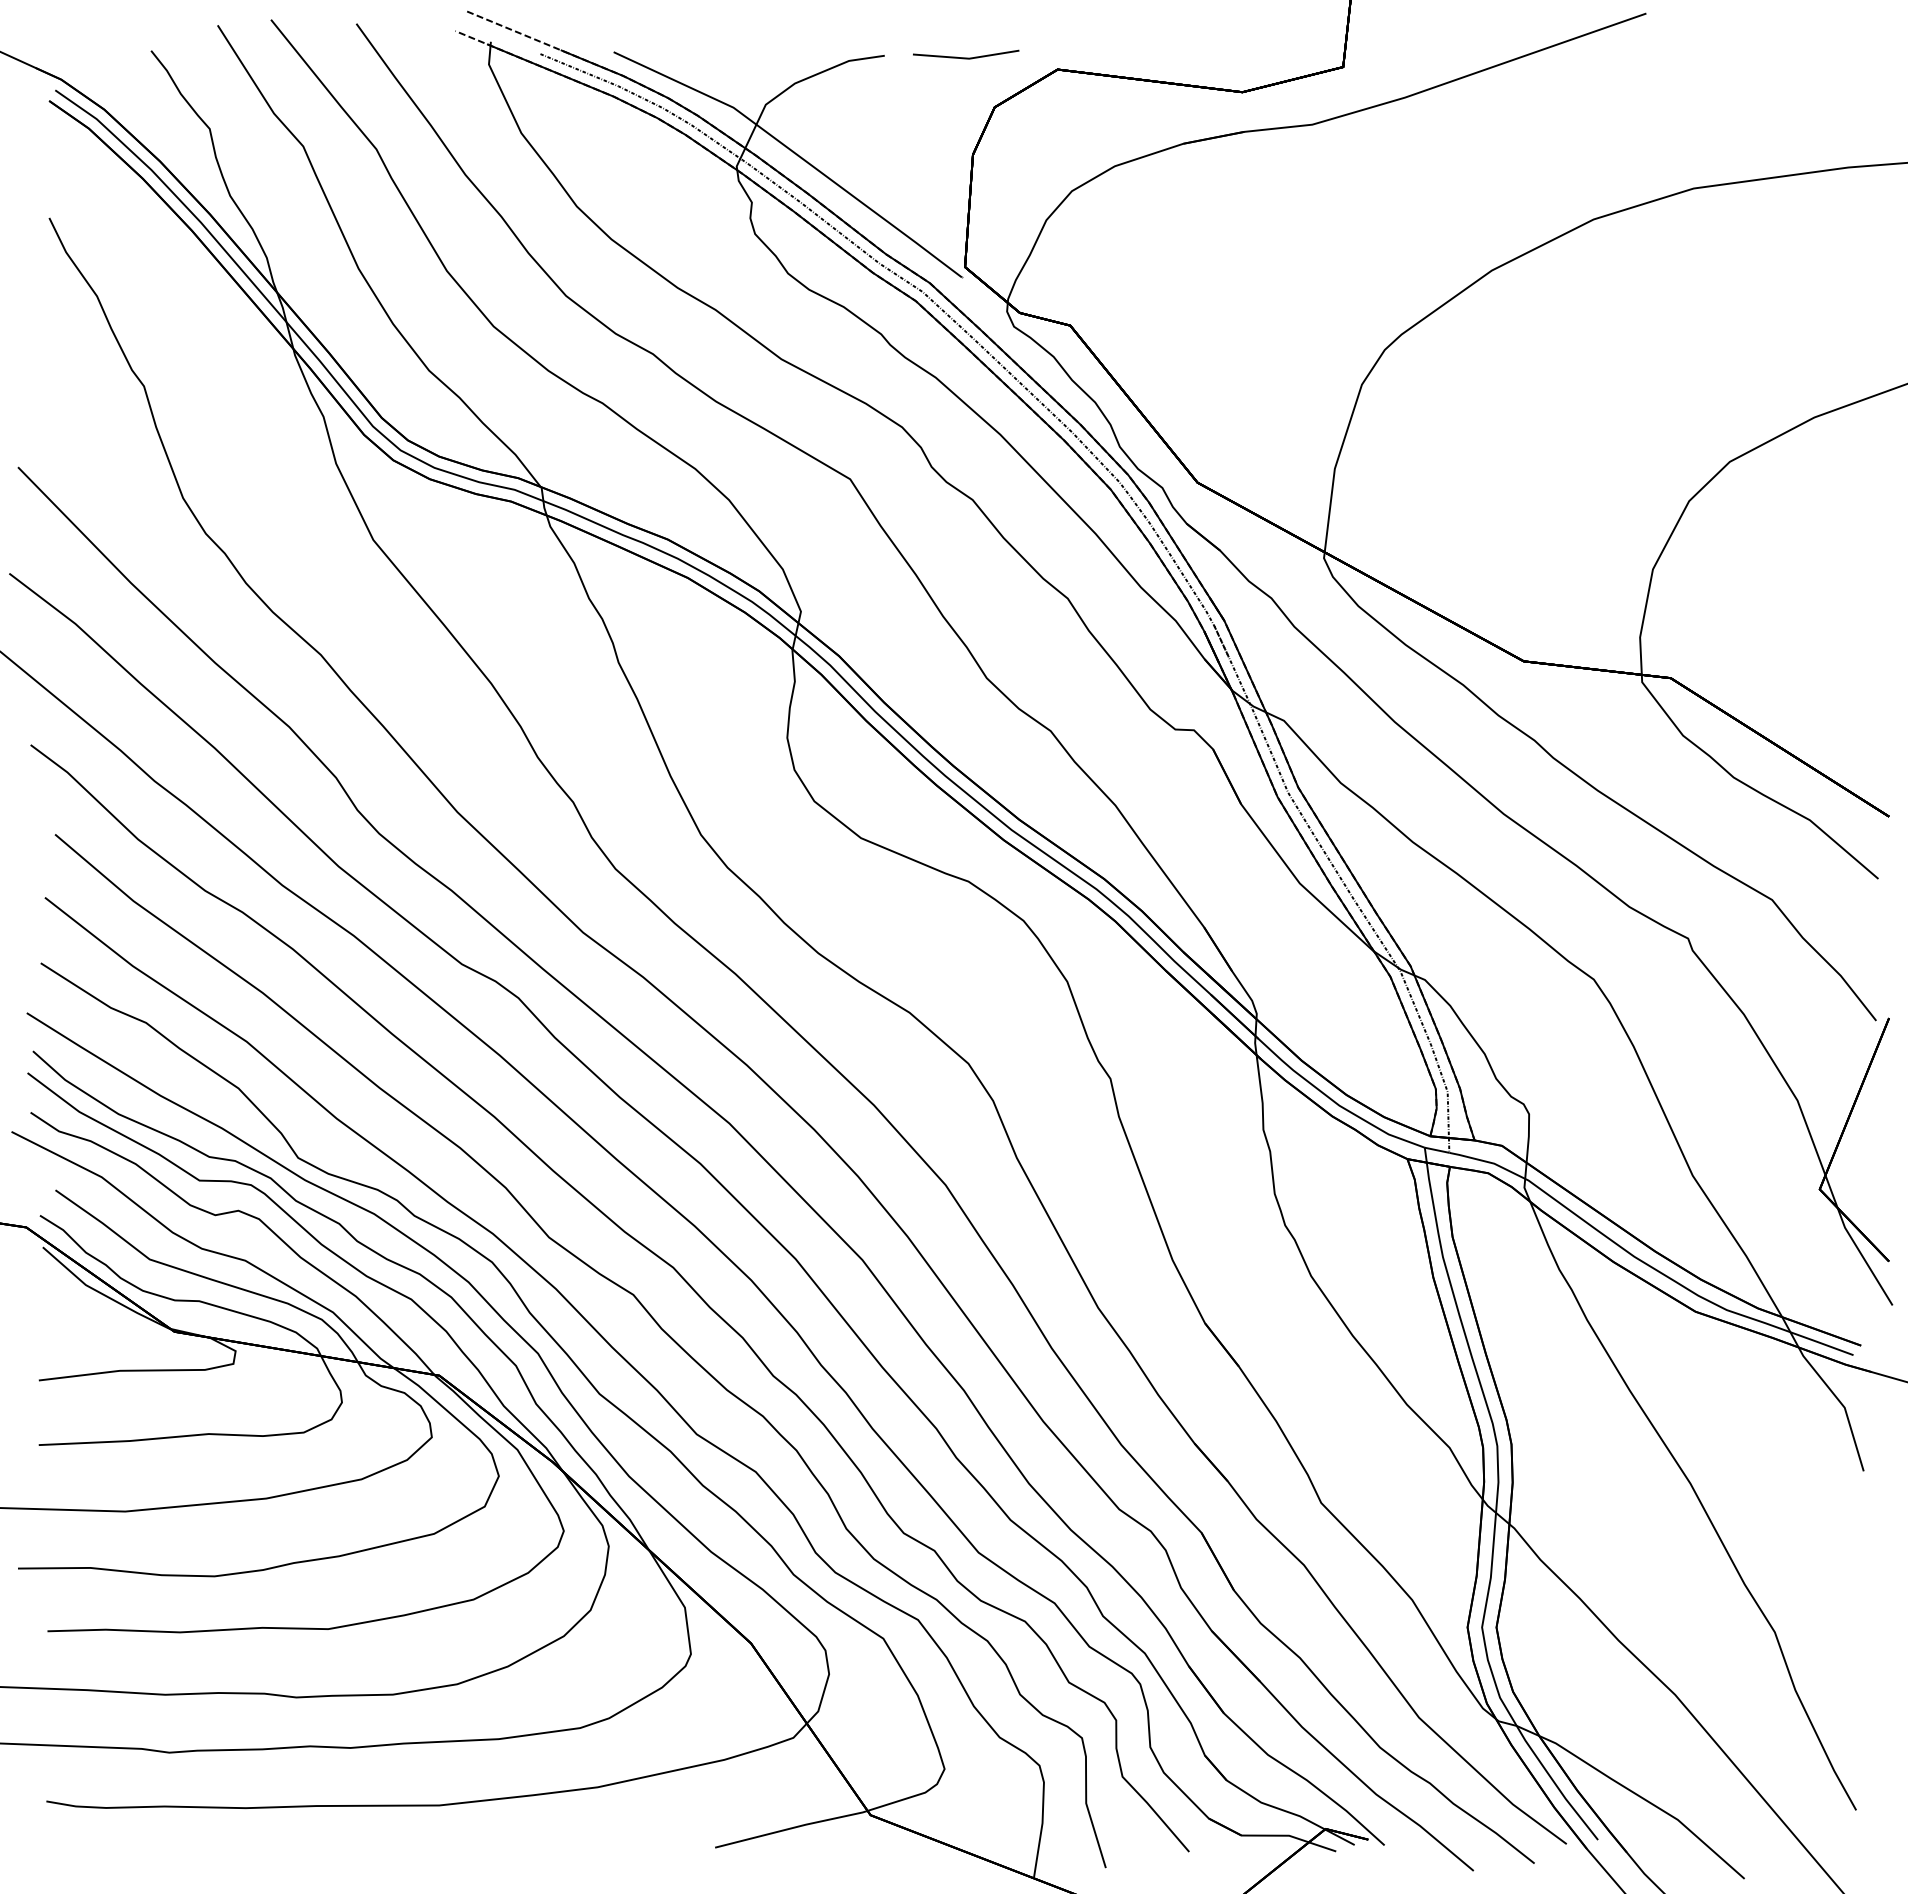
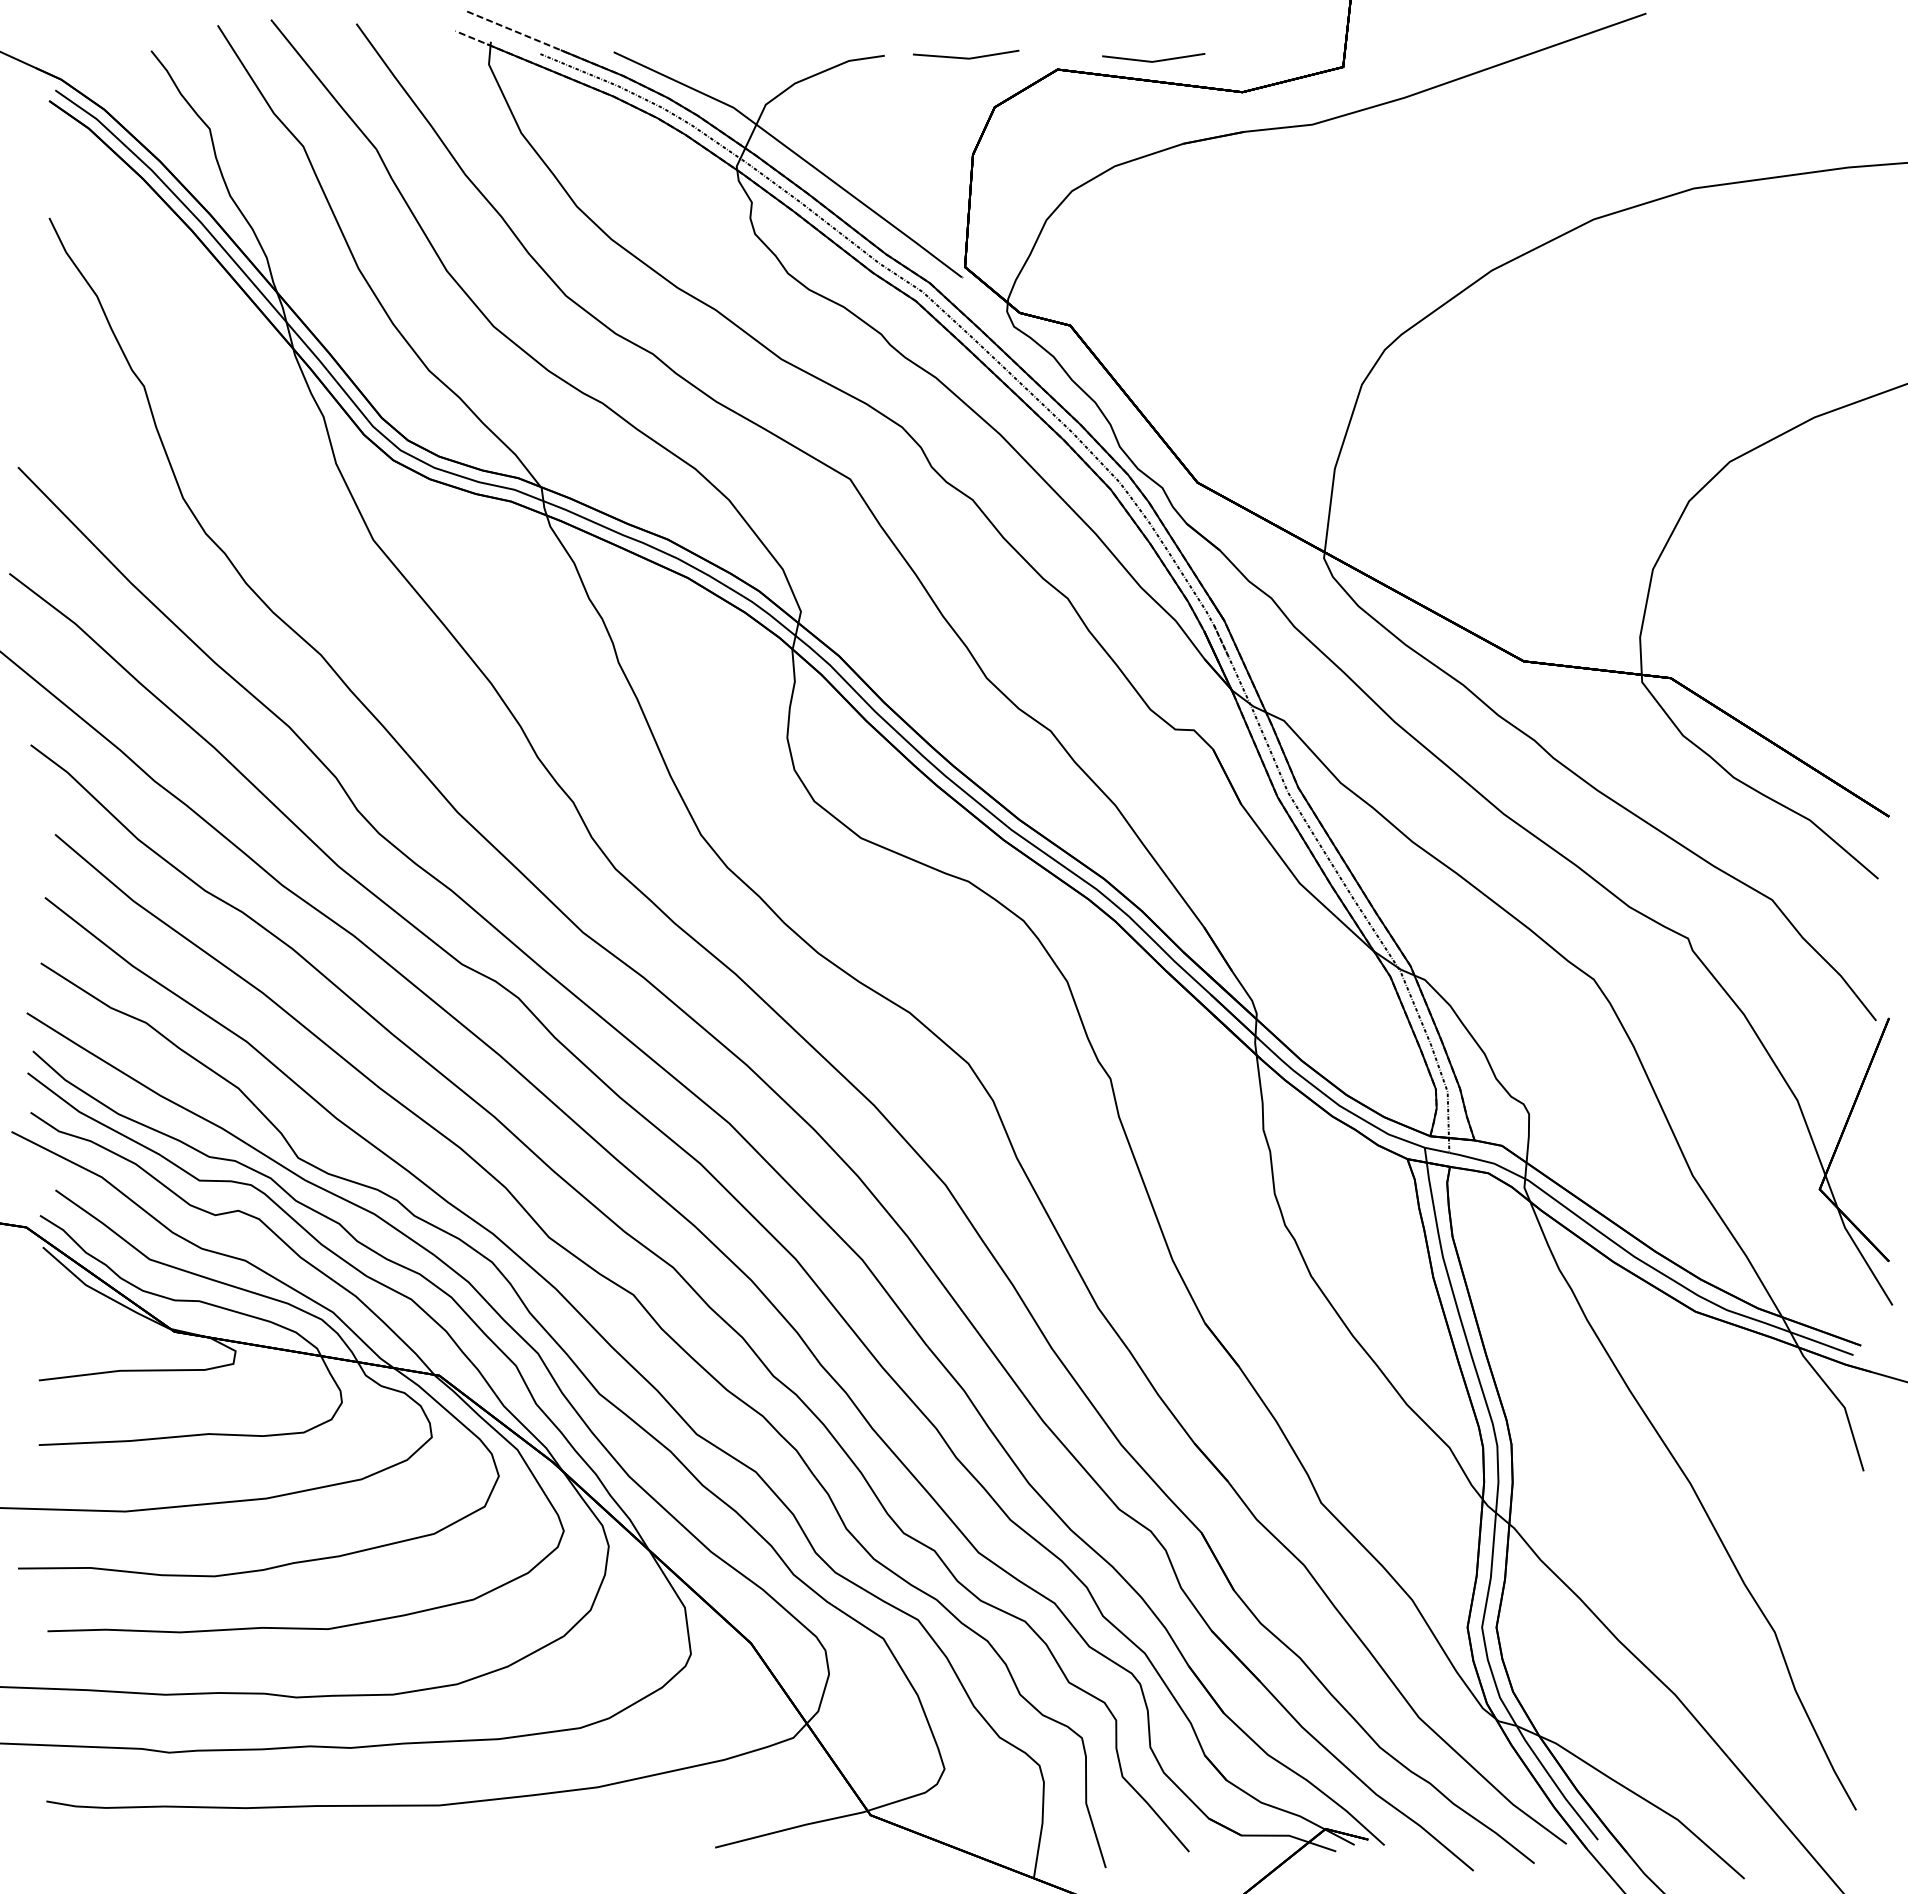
line: none -> present (1153, 60)
